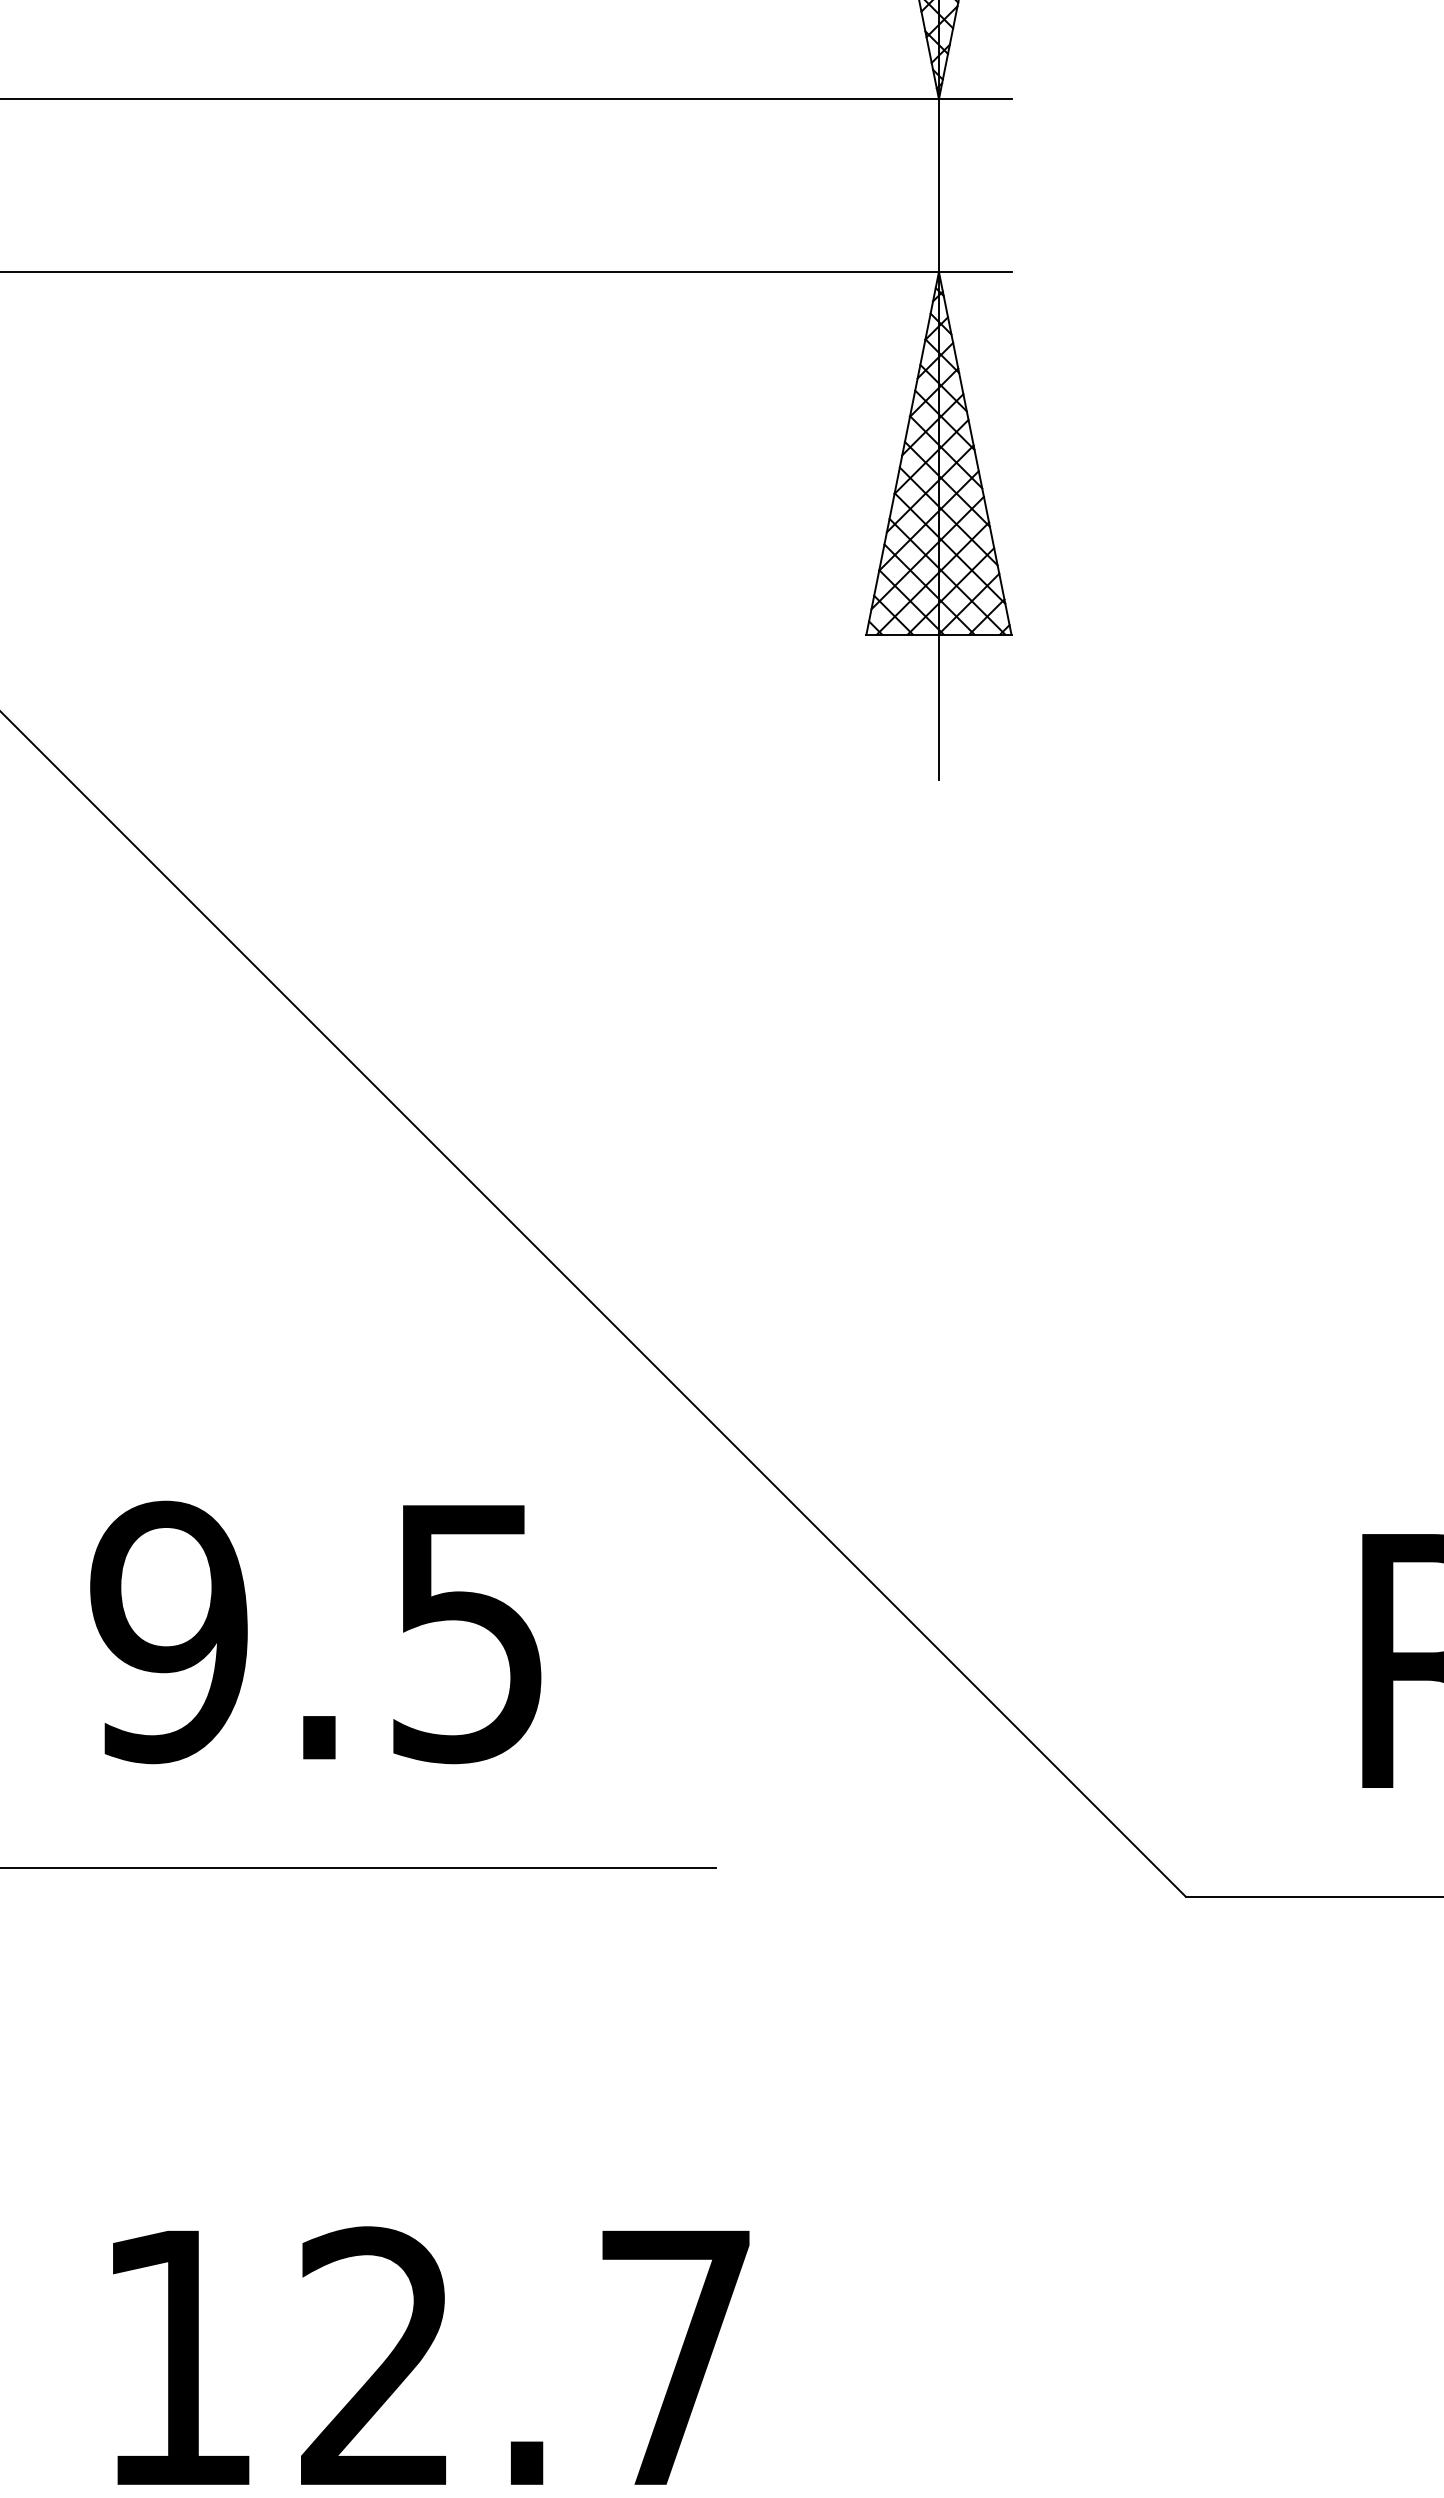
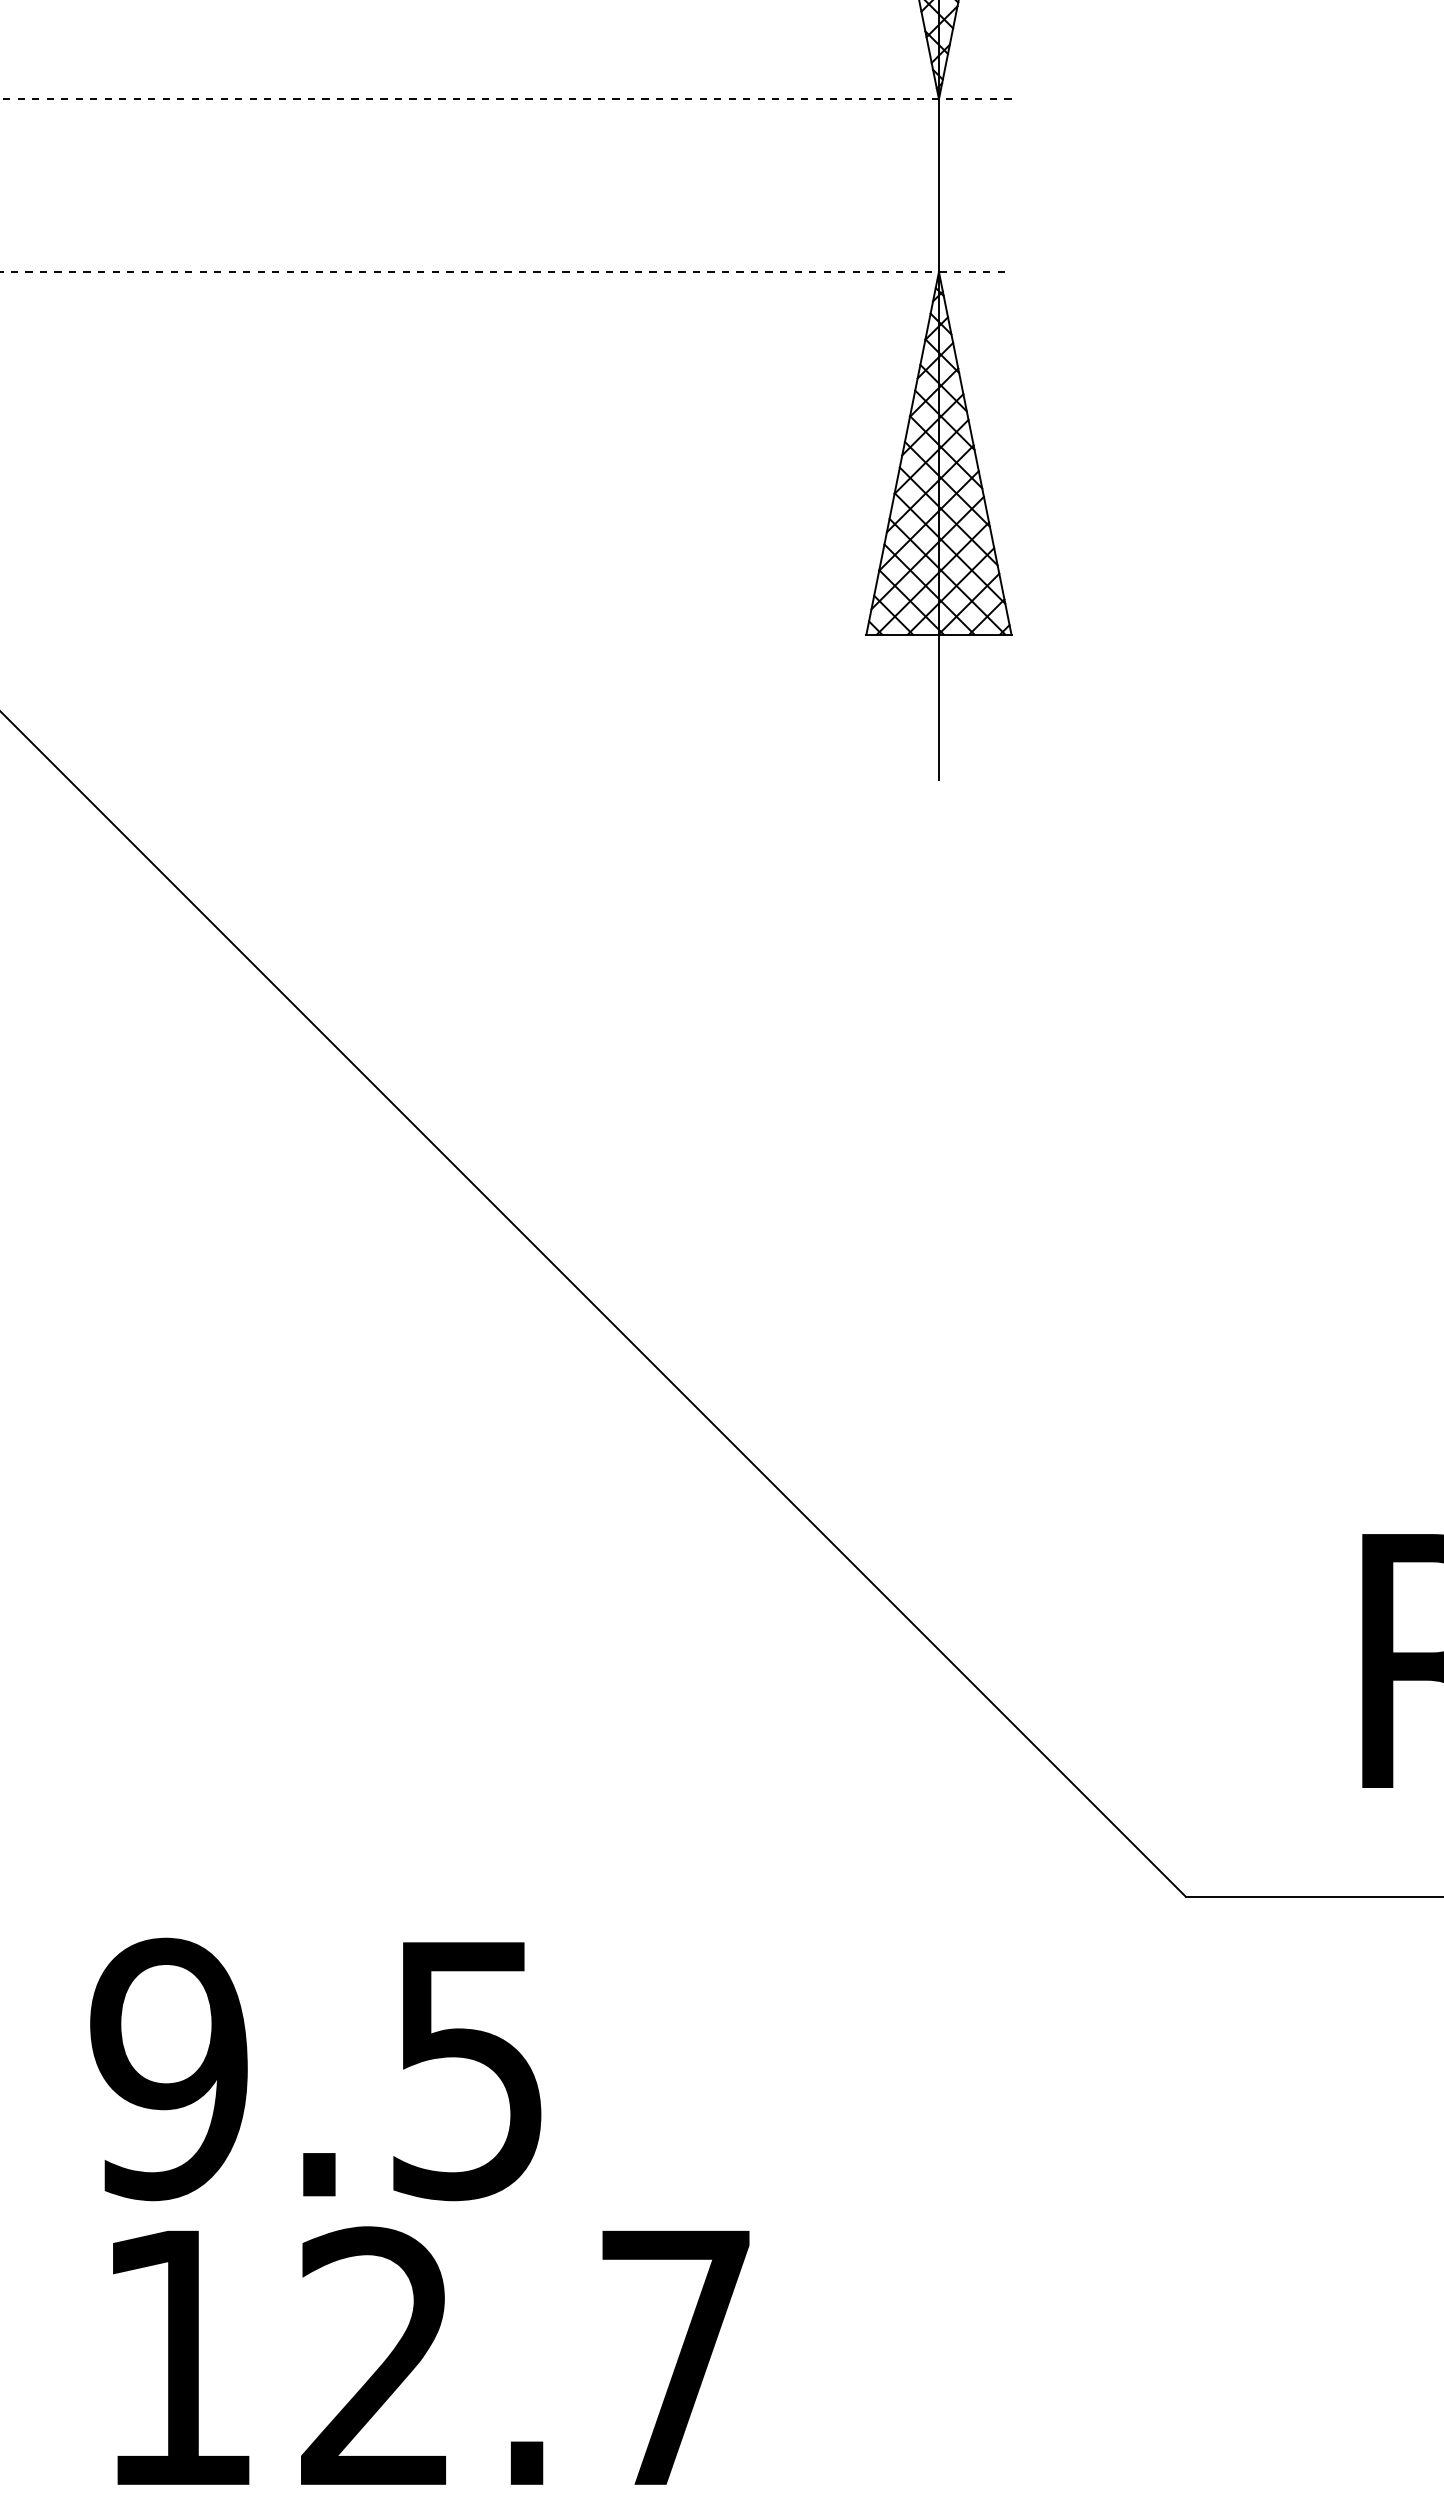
line: solid -> dashed (505, 99)
line: solid -> dashed (506, 271)
text position: (315, 1632) -> (315, 2069) (315, 2069)
line: present -> none (358, 1868)
